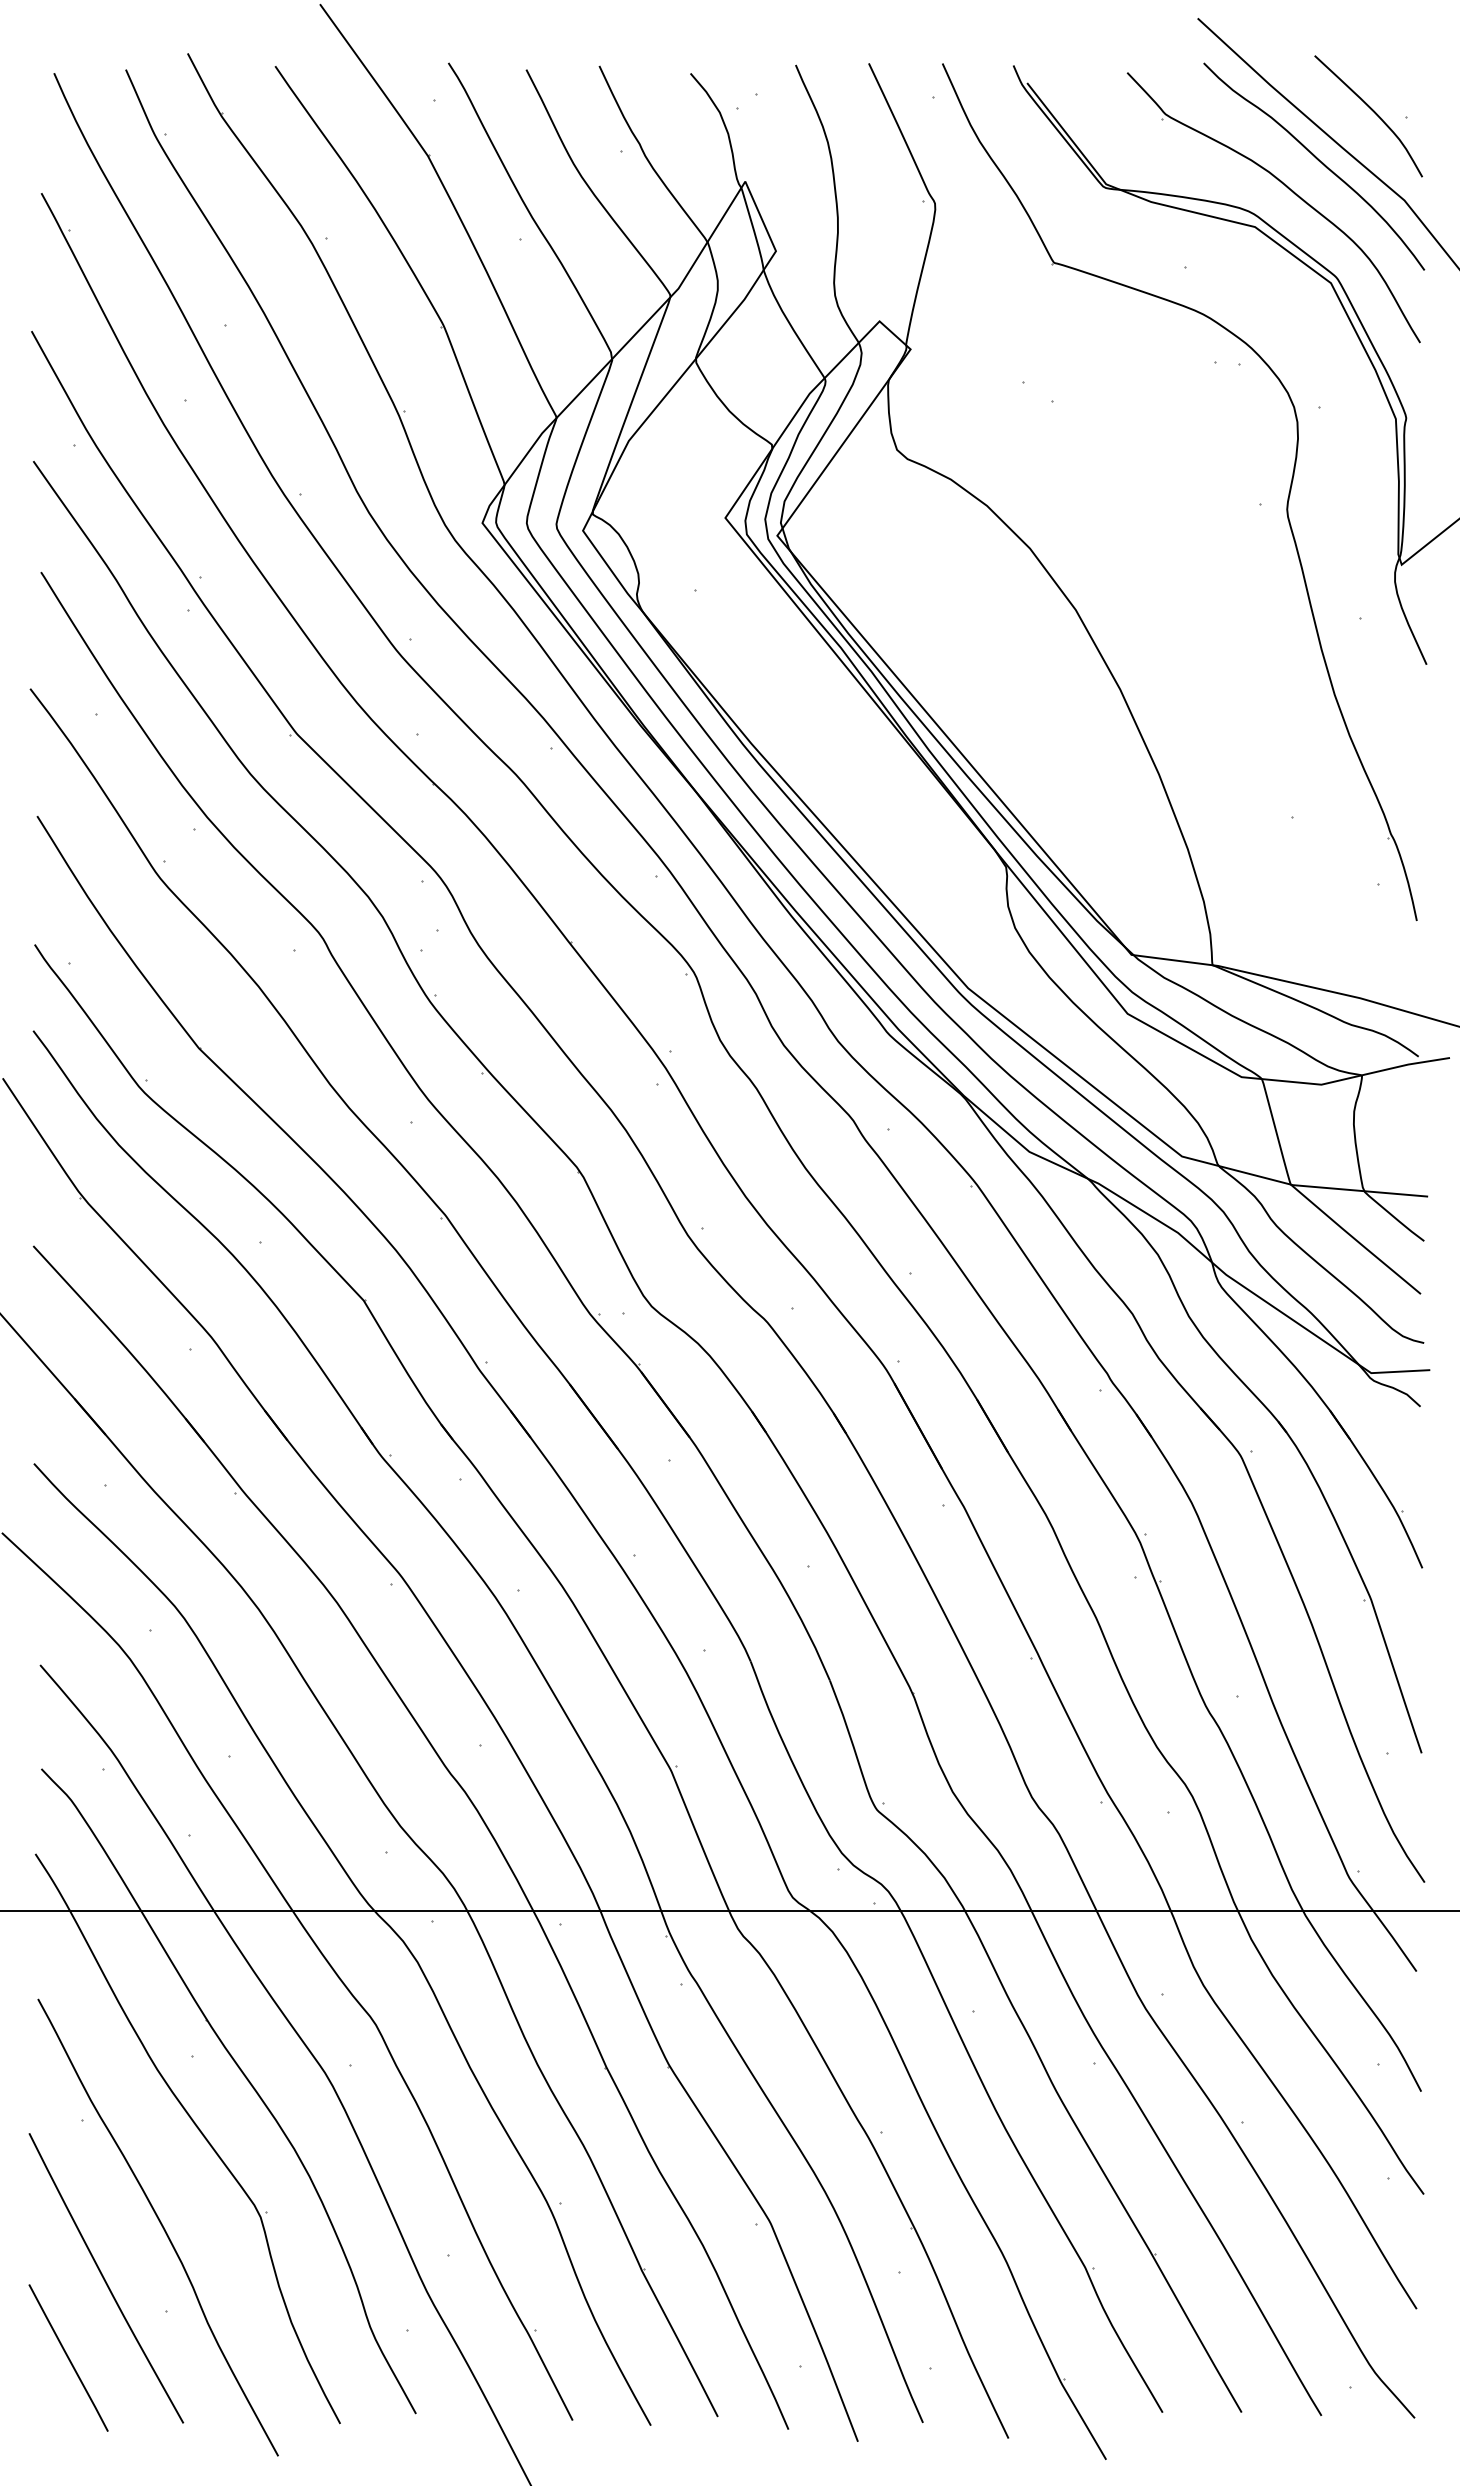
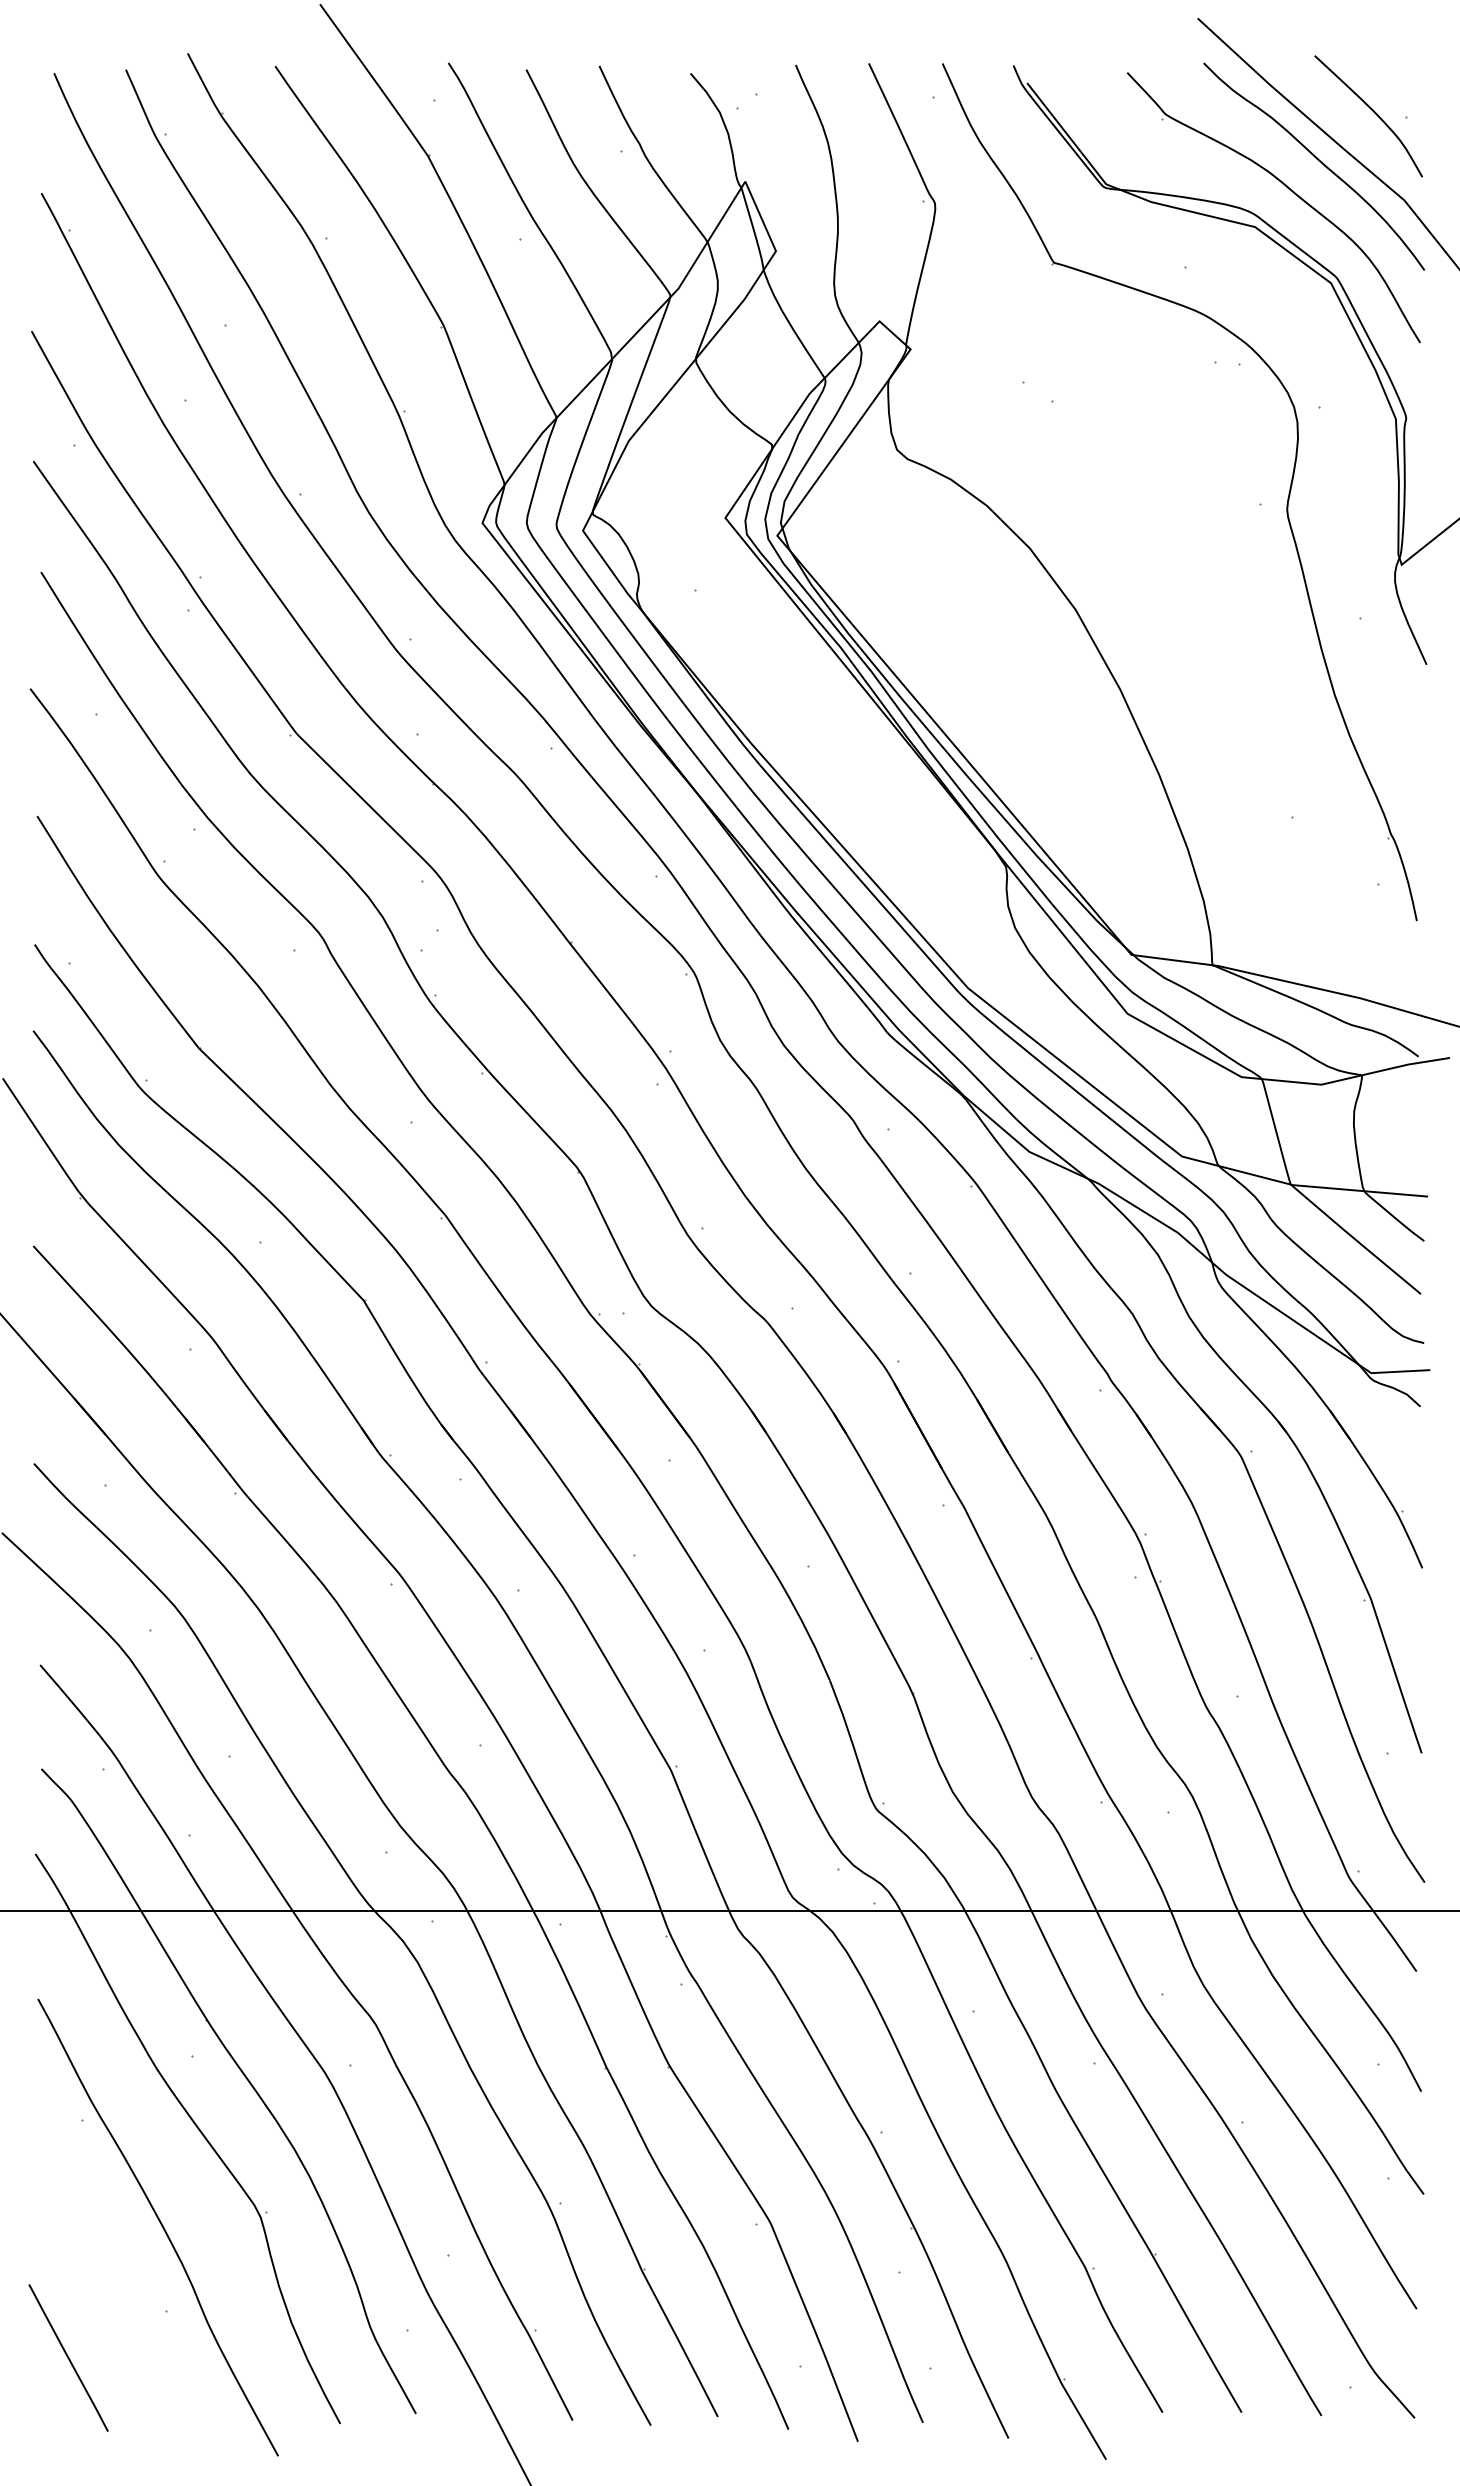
curve: present -> none (105, 2279)
